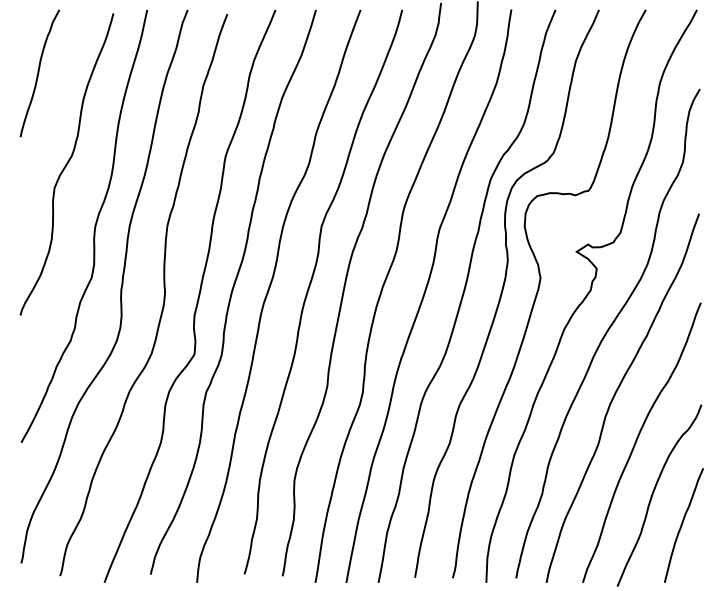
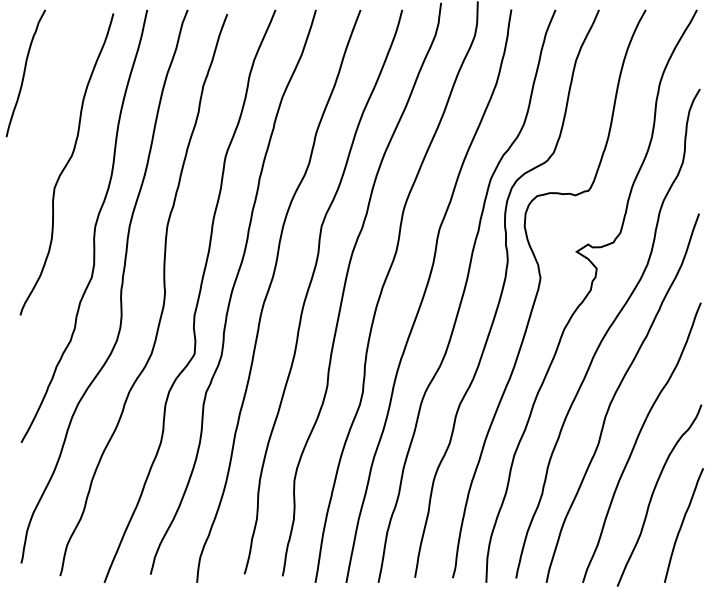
curve position: (39, 73) -> (25, 73) (25, 73)
